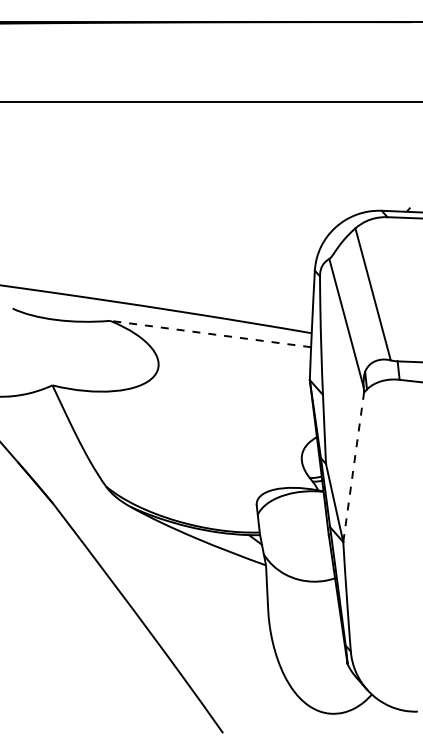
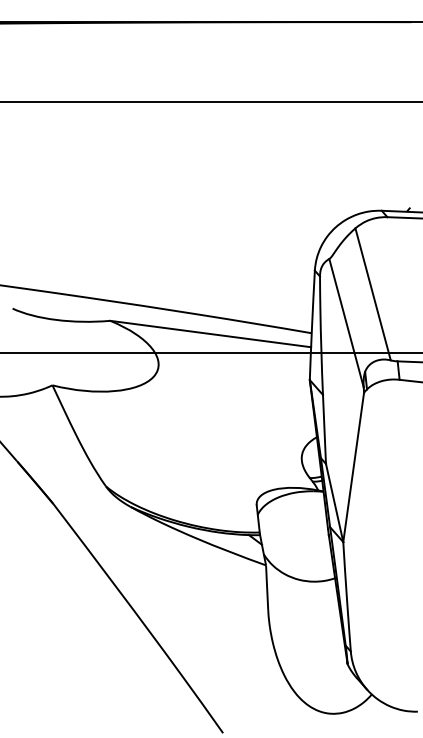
line: dashed -> solid (210, 333)
line: none -> present (210, 352)
line: dashed -> solid (353, 466)
